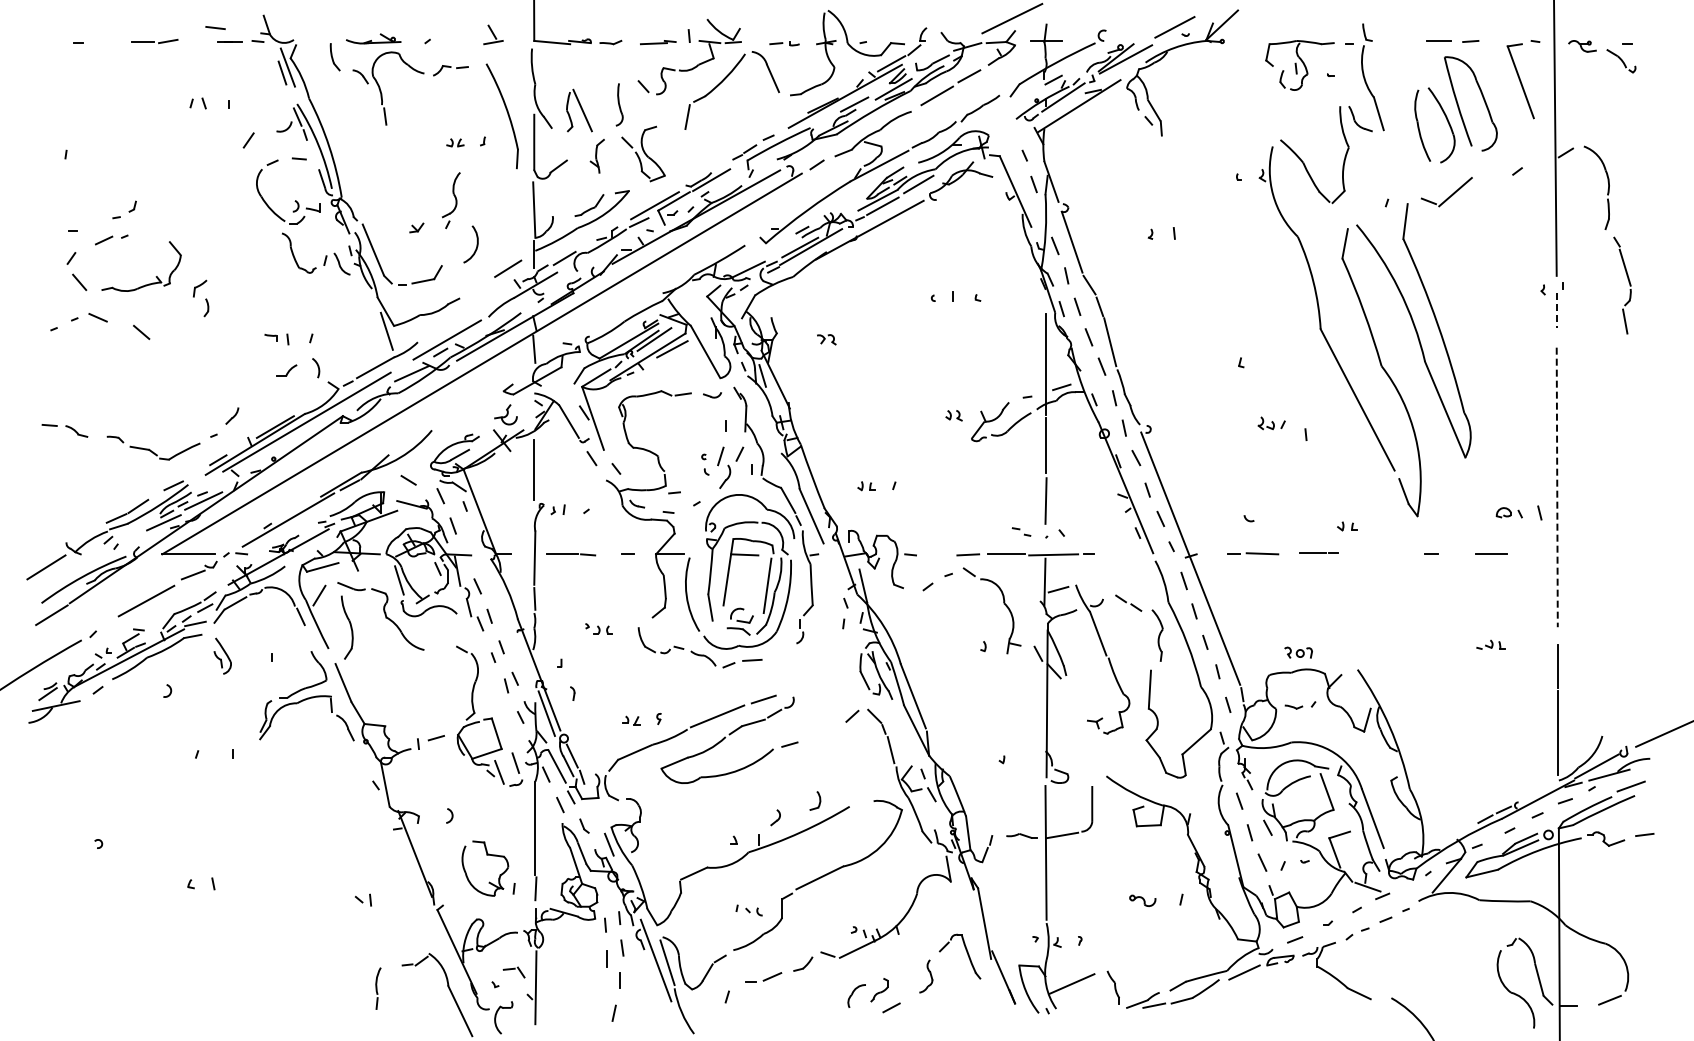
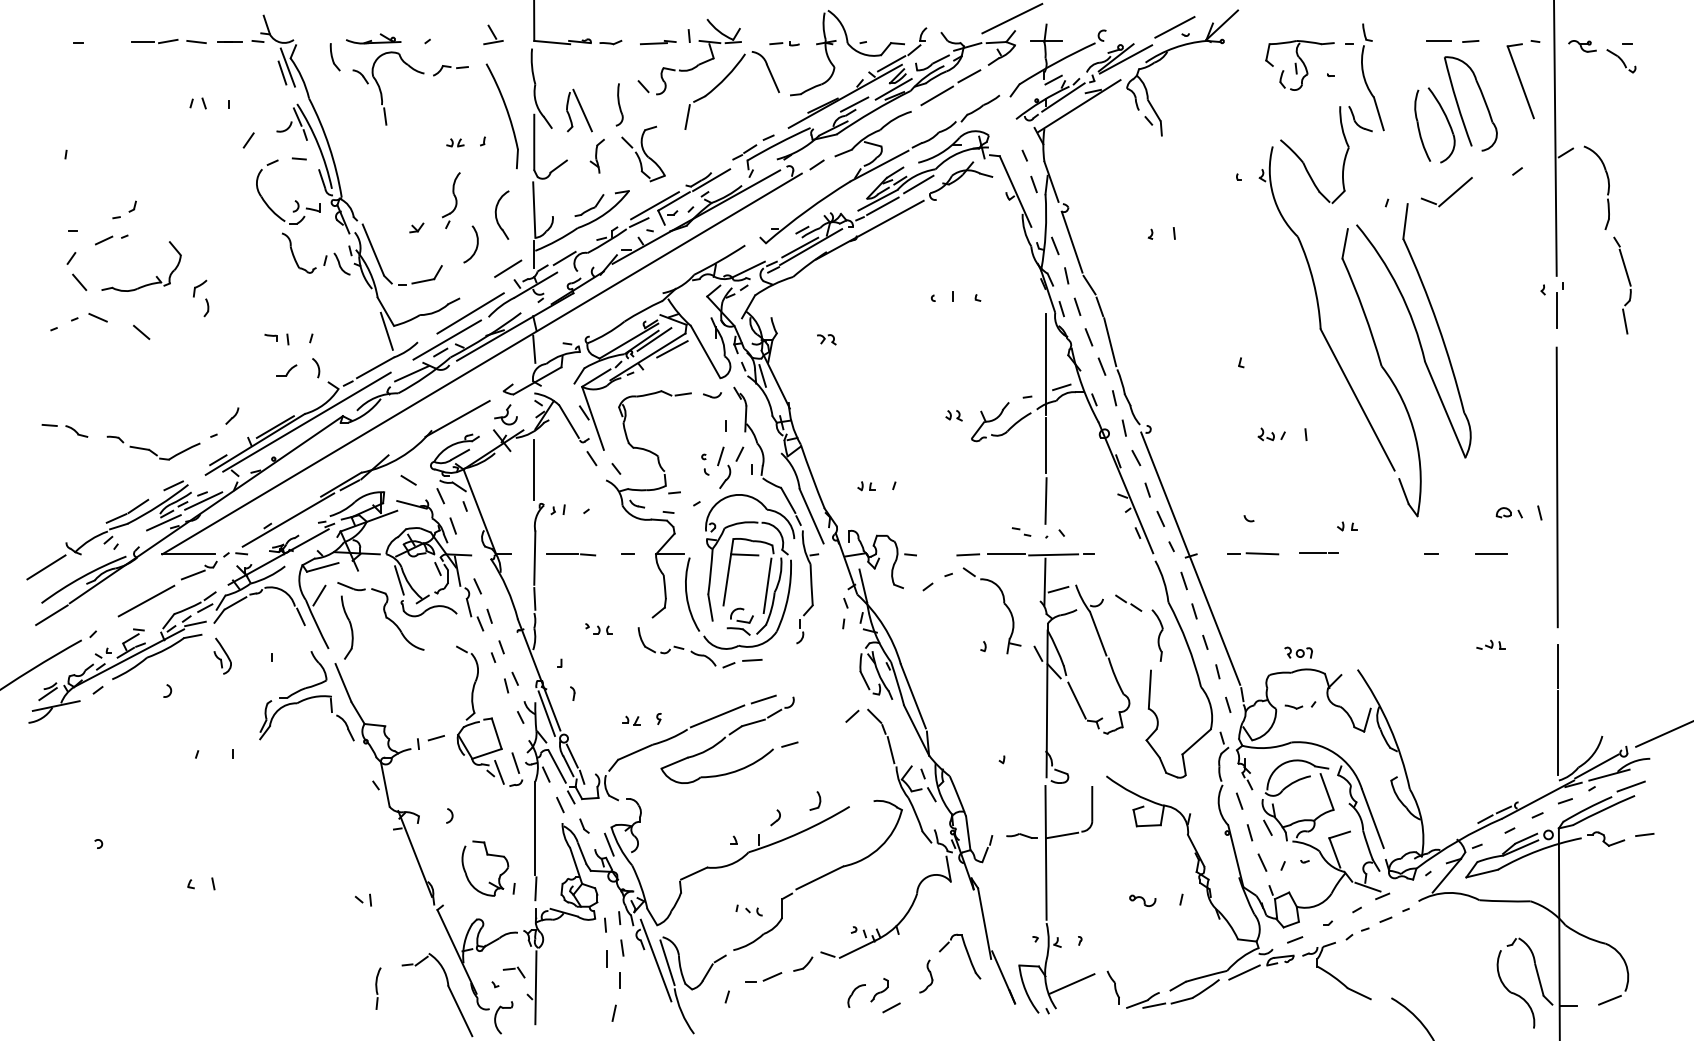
line position: (215, 27) -> (196, 41) (196, 41)
part: none -> present (501, 214)
line: dashed -> solid (1556, 311)
line: none -> present (470, 313)
line: none -> present (457, 418)
part position: (1271, 423) -> (1271, 434) (1271, 434)
line: dashed -> solid (1557, 487)
line: none -> present (1076, 700)
